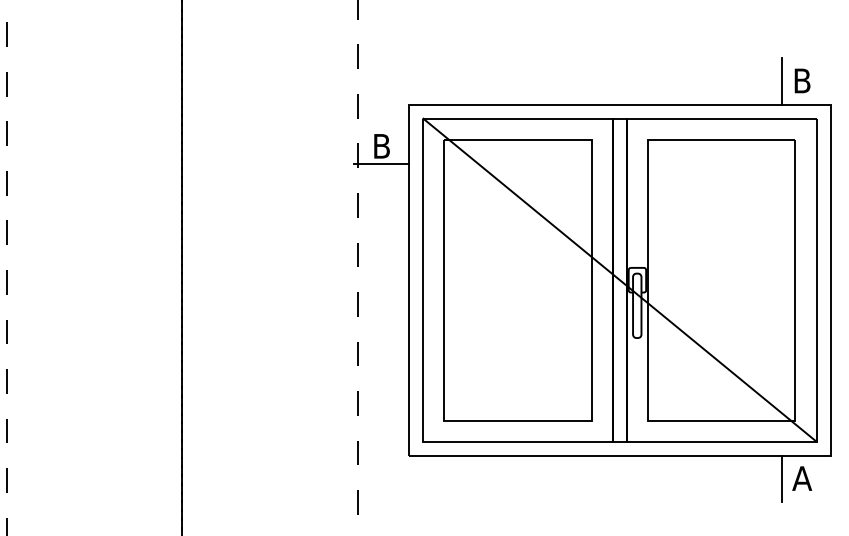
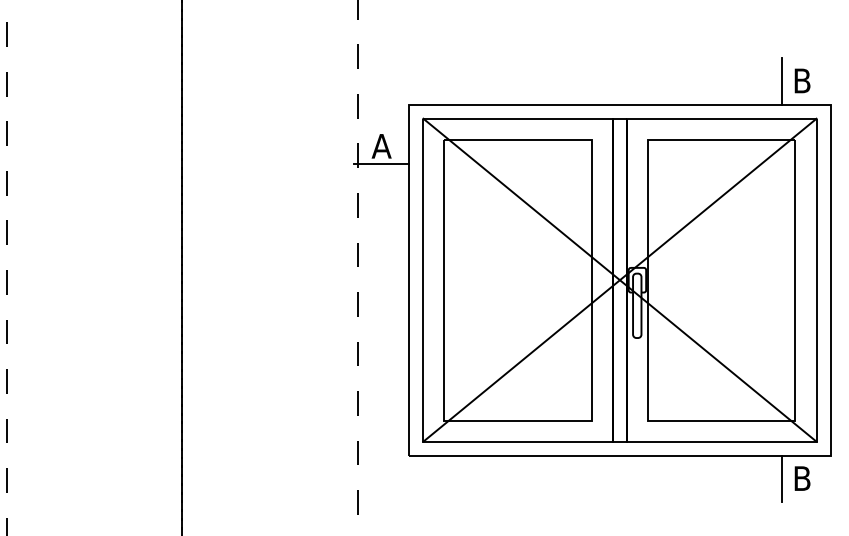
text: B -> A (381, 146)
line: none -> present (619, 279)
text: A -> B (802, 478)
